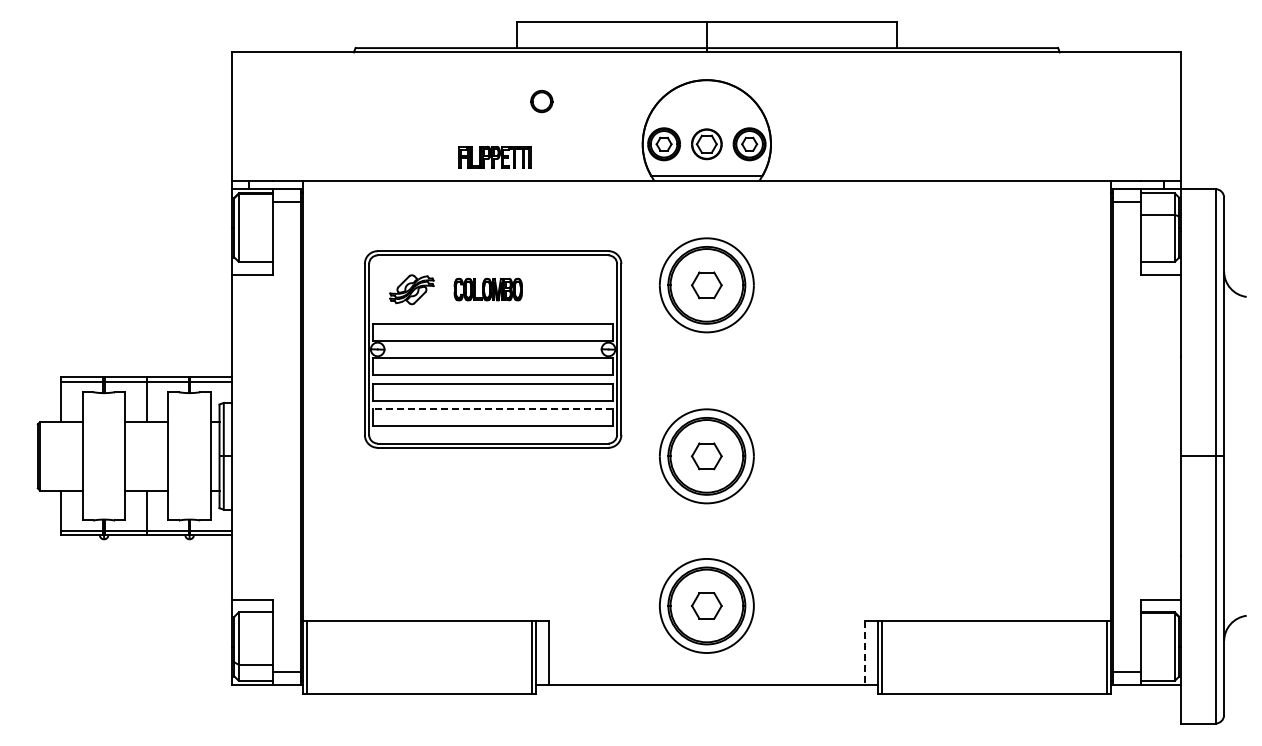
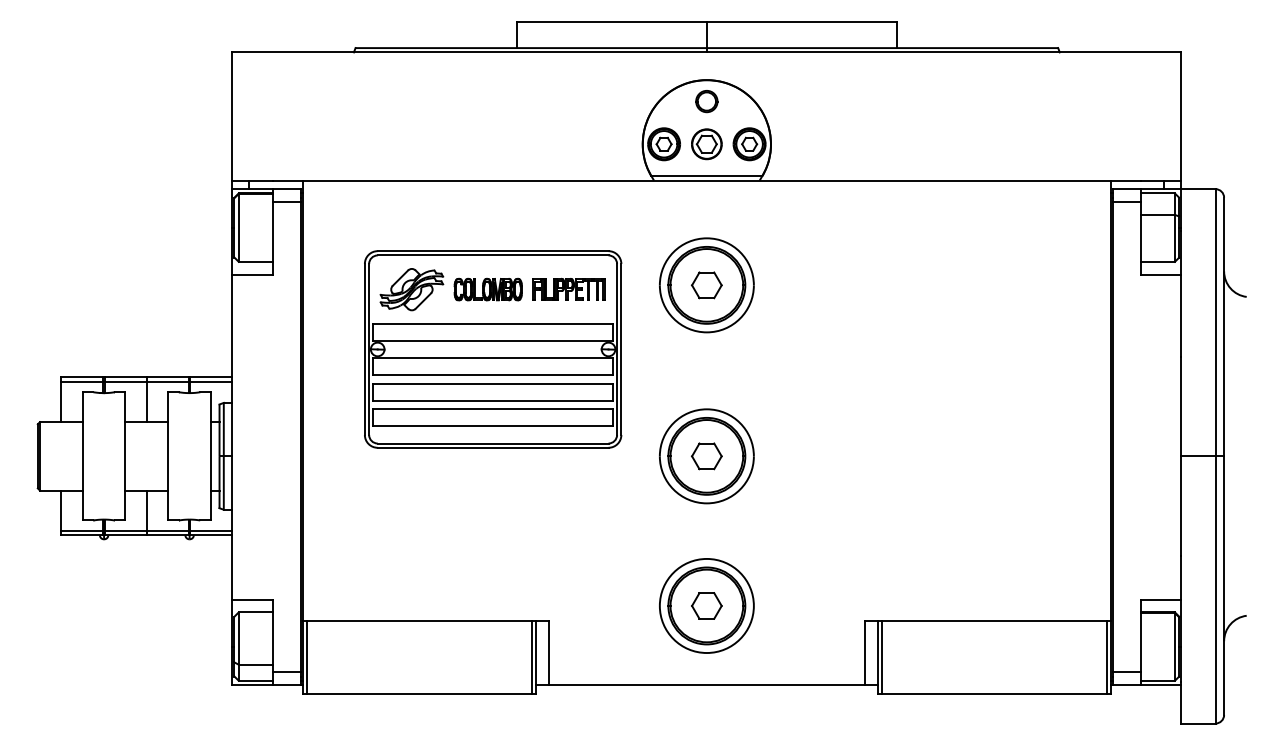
part position: (541, 101) -> (706, 101) (706, 101)
part position: (494, 156) -> (568, 288) (568, 288)
part size: 46x32 px -> 66x44 px (411, 289)
line: dashed -> solid (493, 409)
line: dashed -> solid (865, 653)
